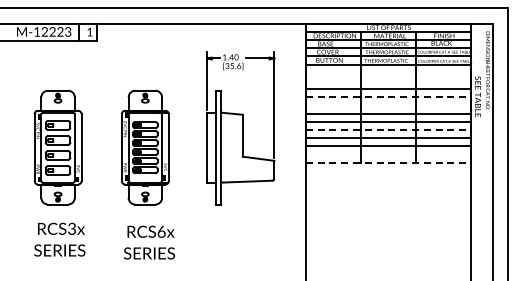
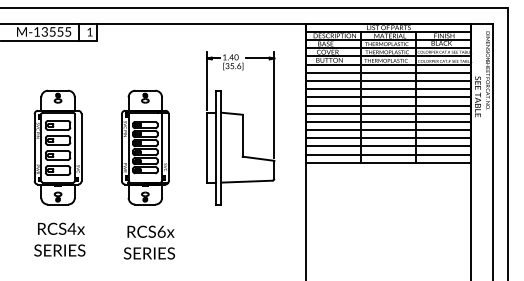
text: M-12223 -> M-13555 (56, 31)
line: none -> present (388, 72)
line: none -> present (388, 81)
line: dashed -> solid (388, 97)
line: none -> present (388, 105)
line: dashed -> solid (388, 130)
line: none -> present (388, 154)
line: dashed -> solid (388, 162)
text: RCS3x -> RCS4x (71, 228)
